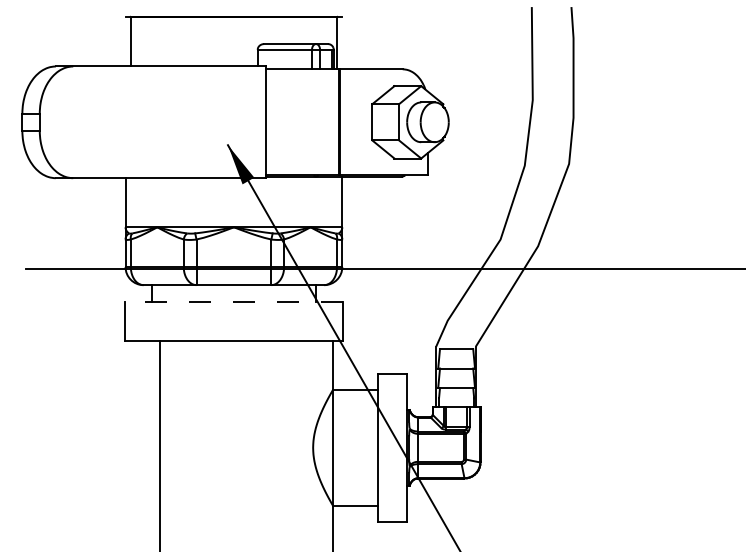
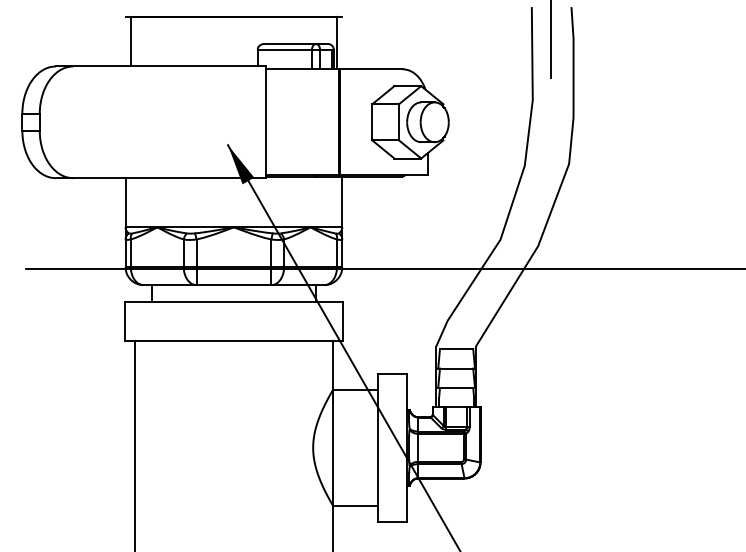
line: none -> present (551, 39)
line: dashed -> solid (233, 301)
line position: (159, 444) -> (134, 444) (134, 444)
